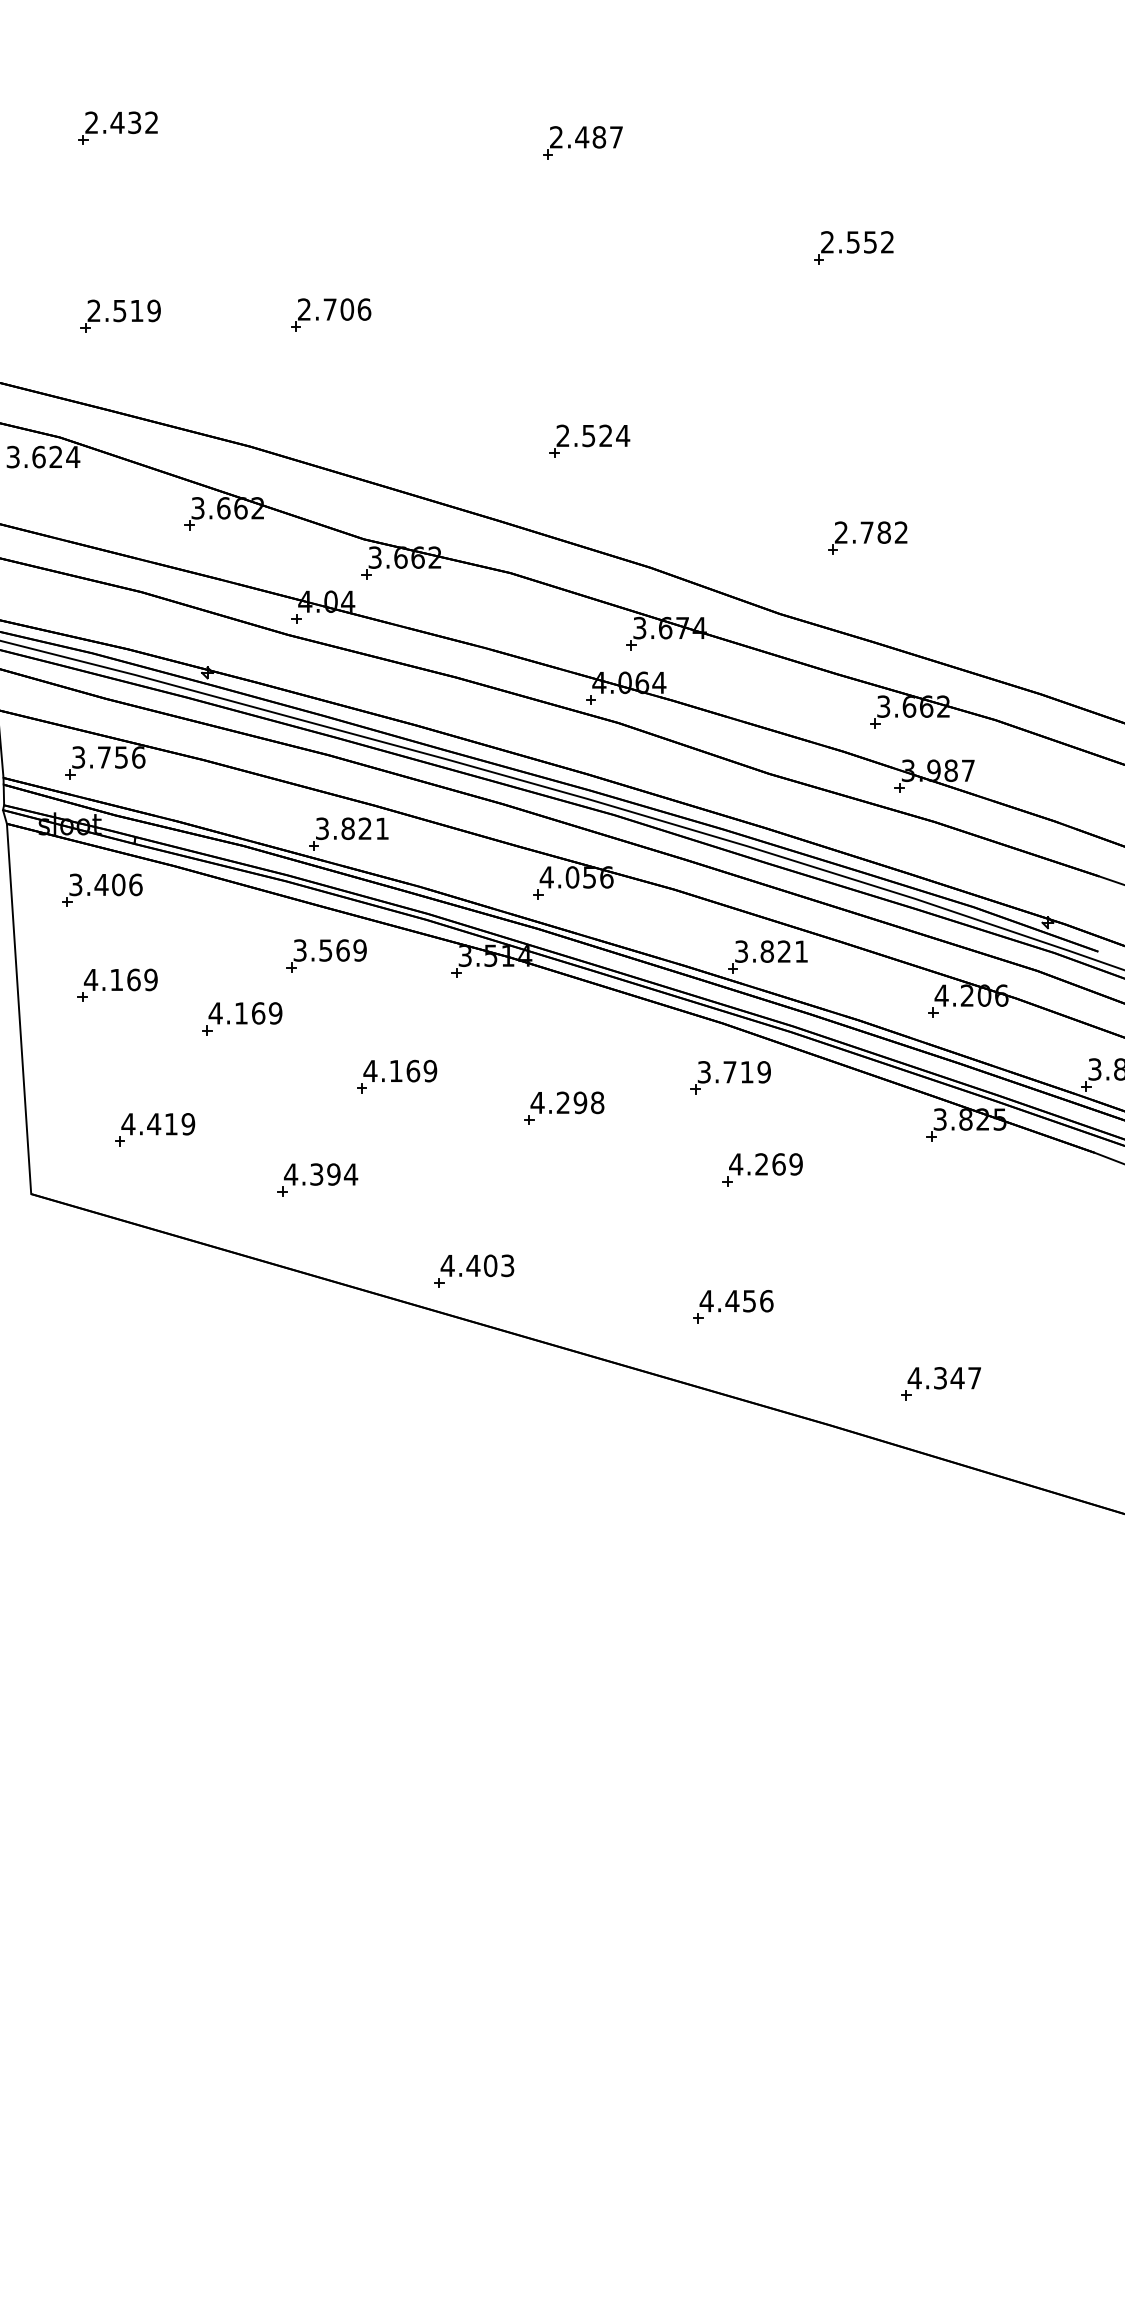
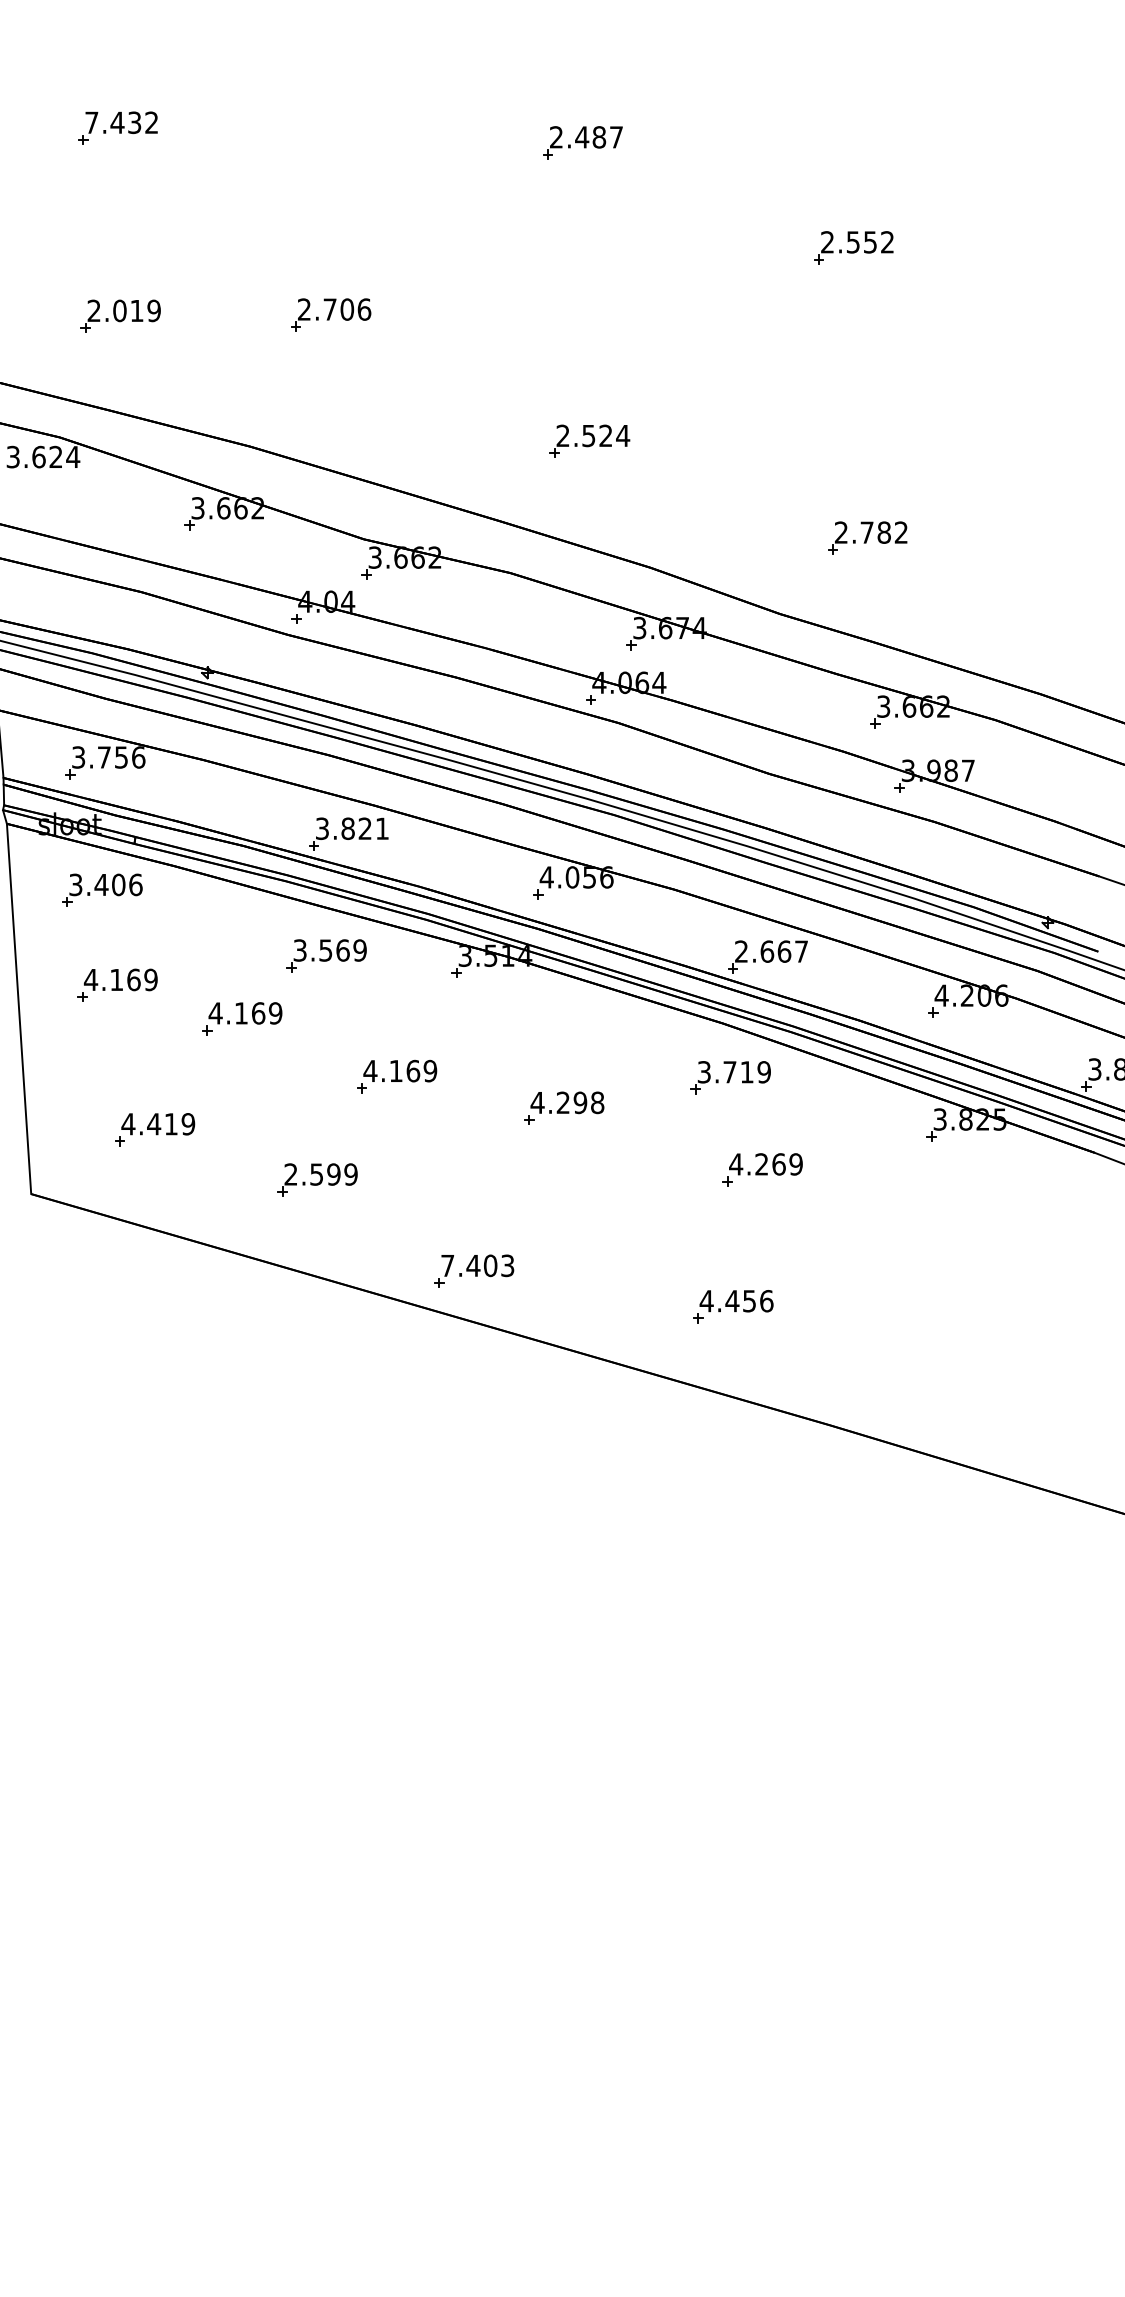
text: 2.432 -> 7.432 (91, 122)
text: 2.519 -> 2.019 (119, 310)
text: 3.821 -> 2.667 (771, 951)
text: 4.394 -> 2.599 (320, 1174)
text: 4.403 -> 7.403 (447, 1265)
part: present -> none (940, 1383)
